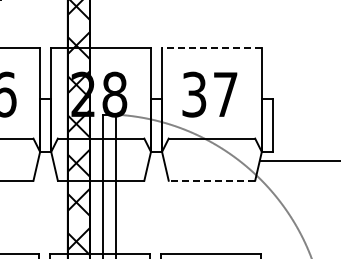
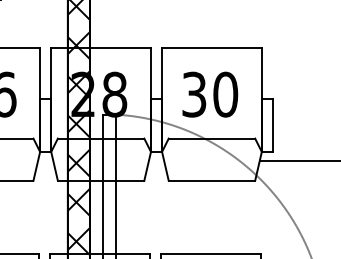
line: dashed -> solid (211, 47)
text: 37 -> 30 (225, 94)
line: dashed -> solid (211, 180)
